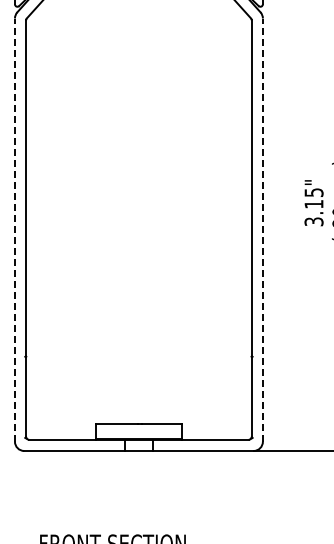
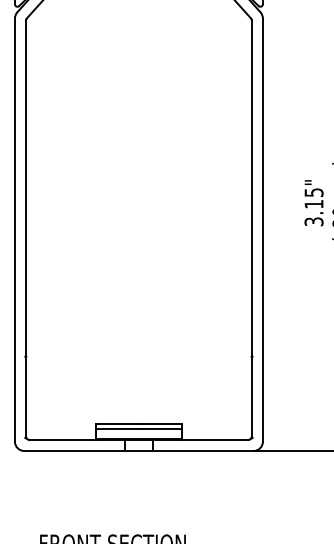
line: dashed -> solid (14, 230)
line: dashed -> solid (262, 230)
line: none -> present (138, 428)
